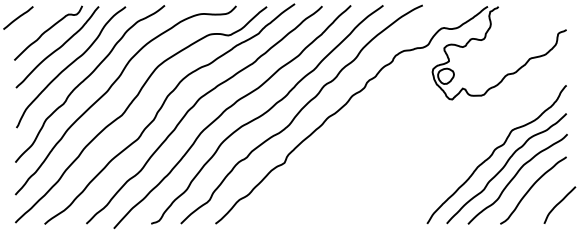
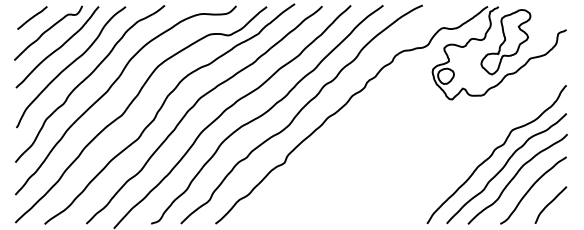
line position: (18, 17) -> (32, 17) (32, 17)
part: none -> present (505, 42)
curve position: (559, 203) -> (550, 203) (550, 203)
